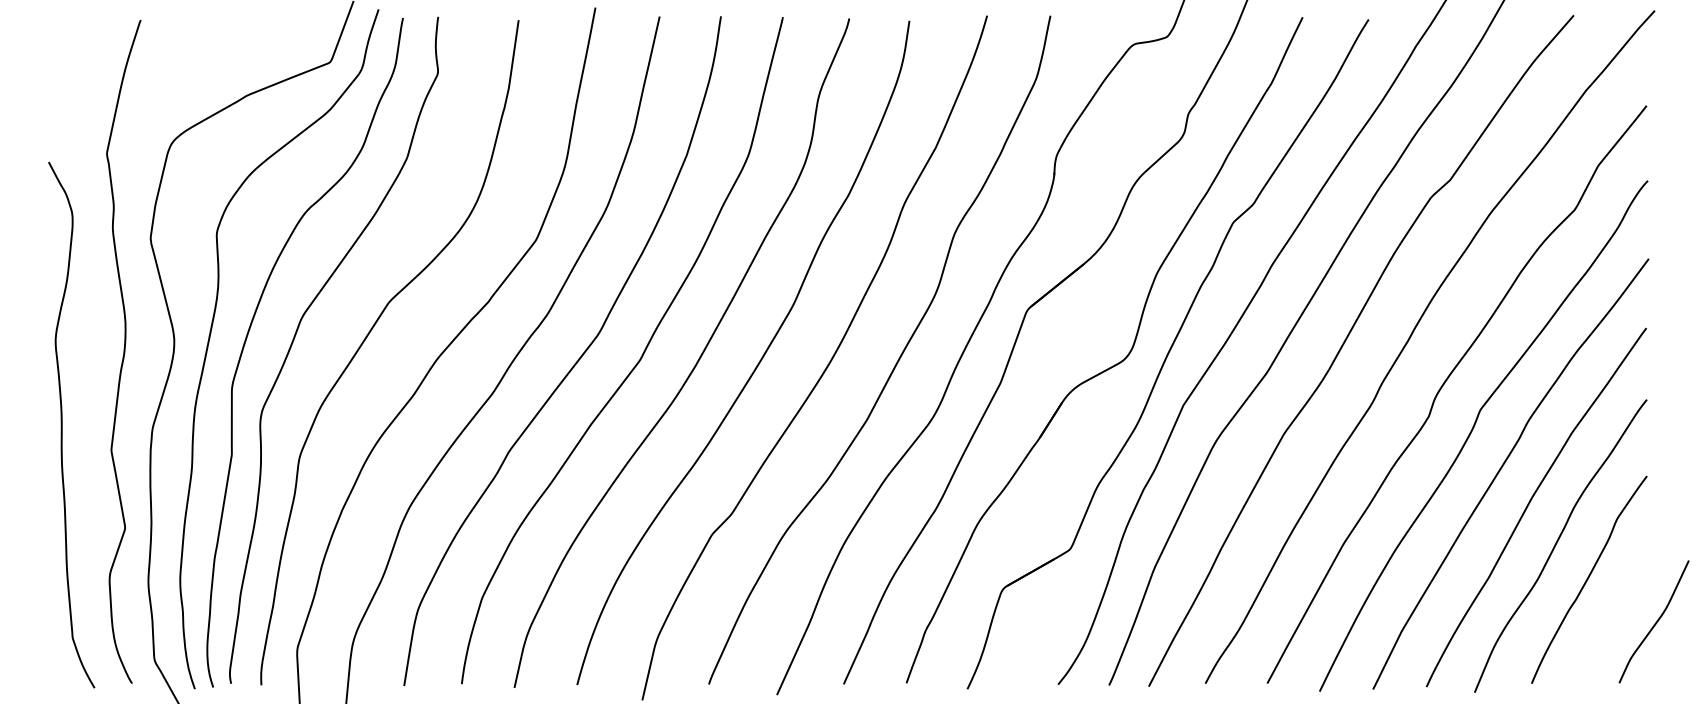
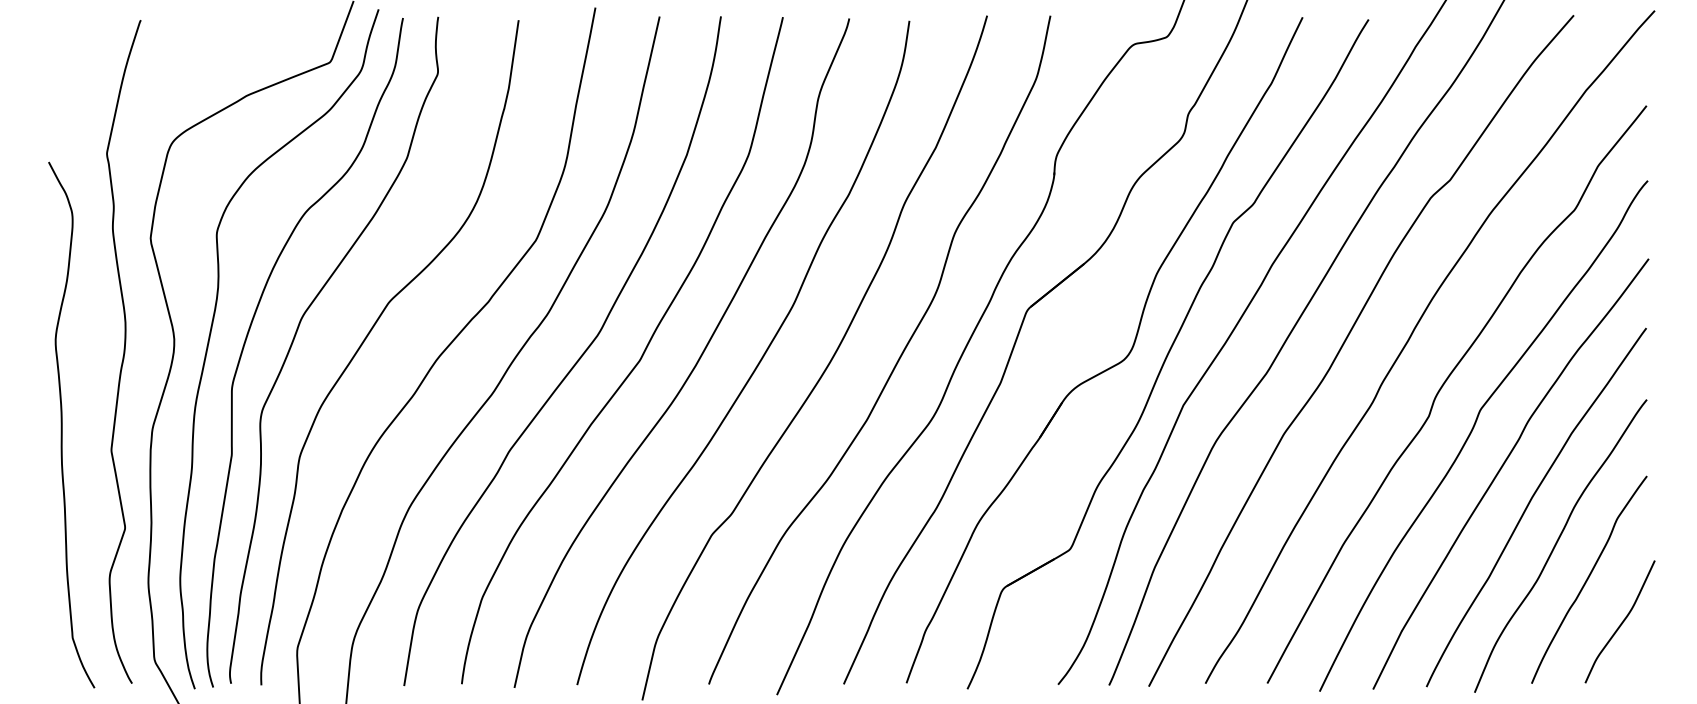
curve position: (1655, 622) -> (1621, 622) (1621, 622)
